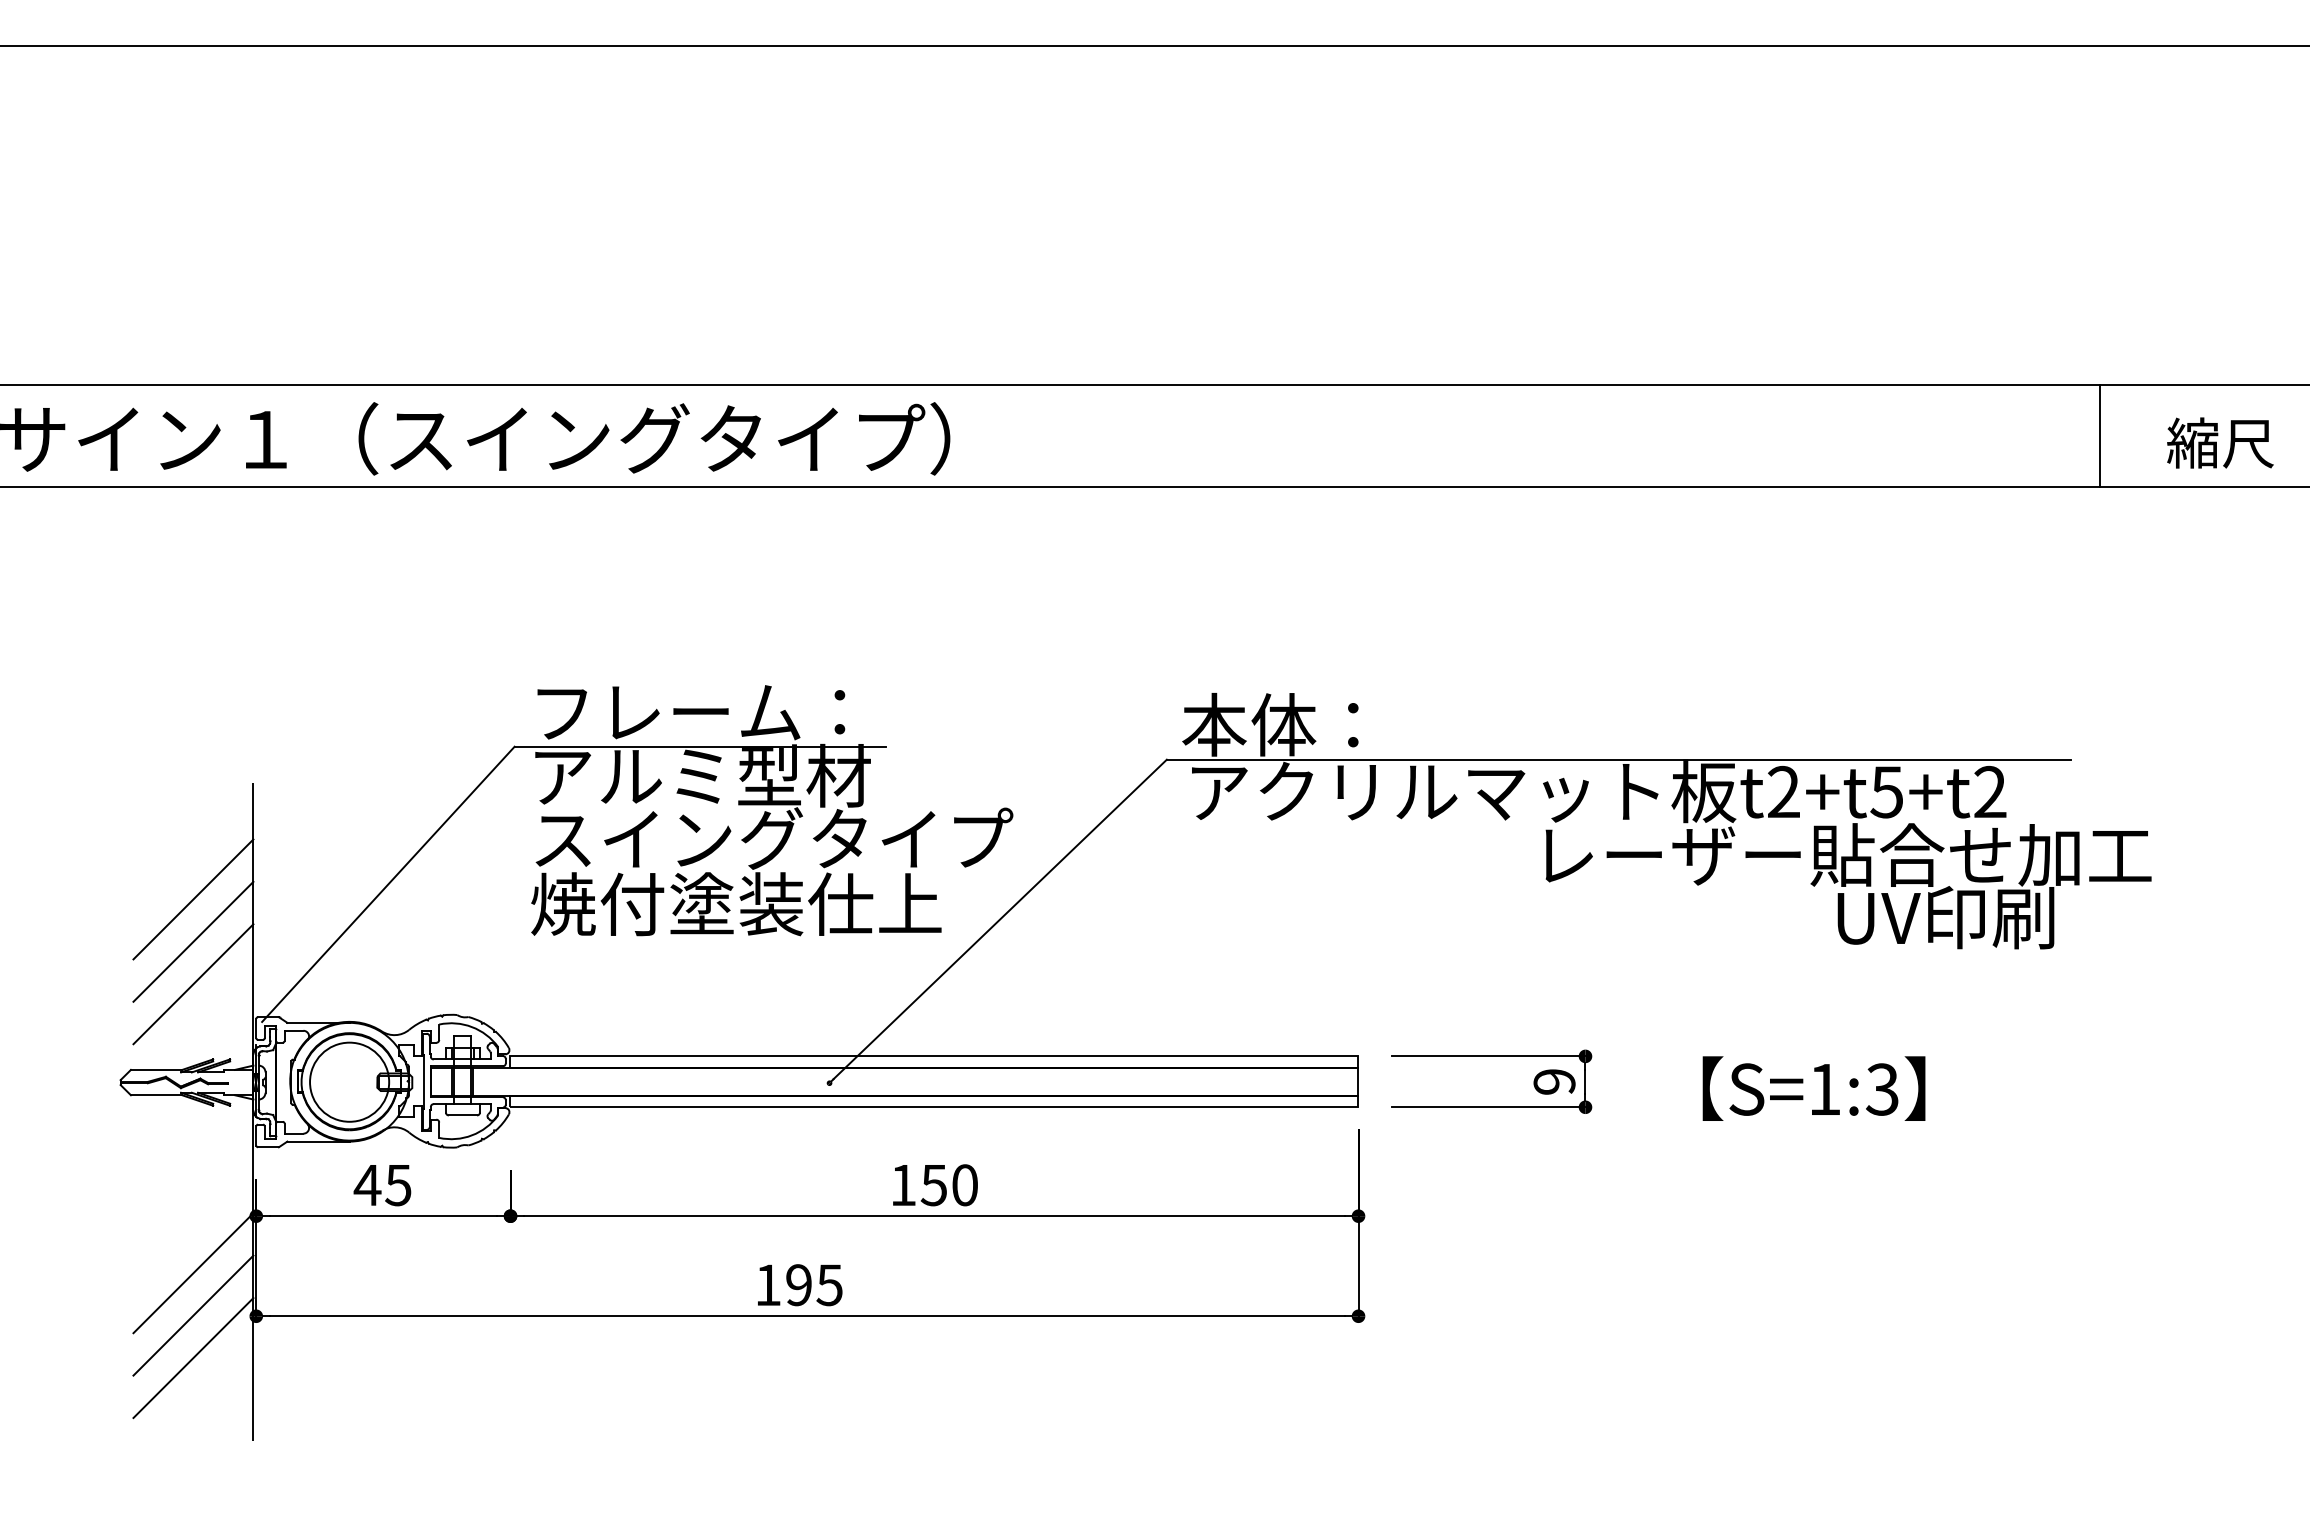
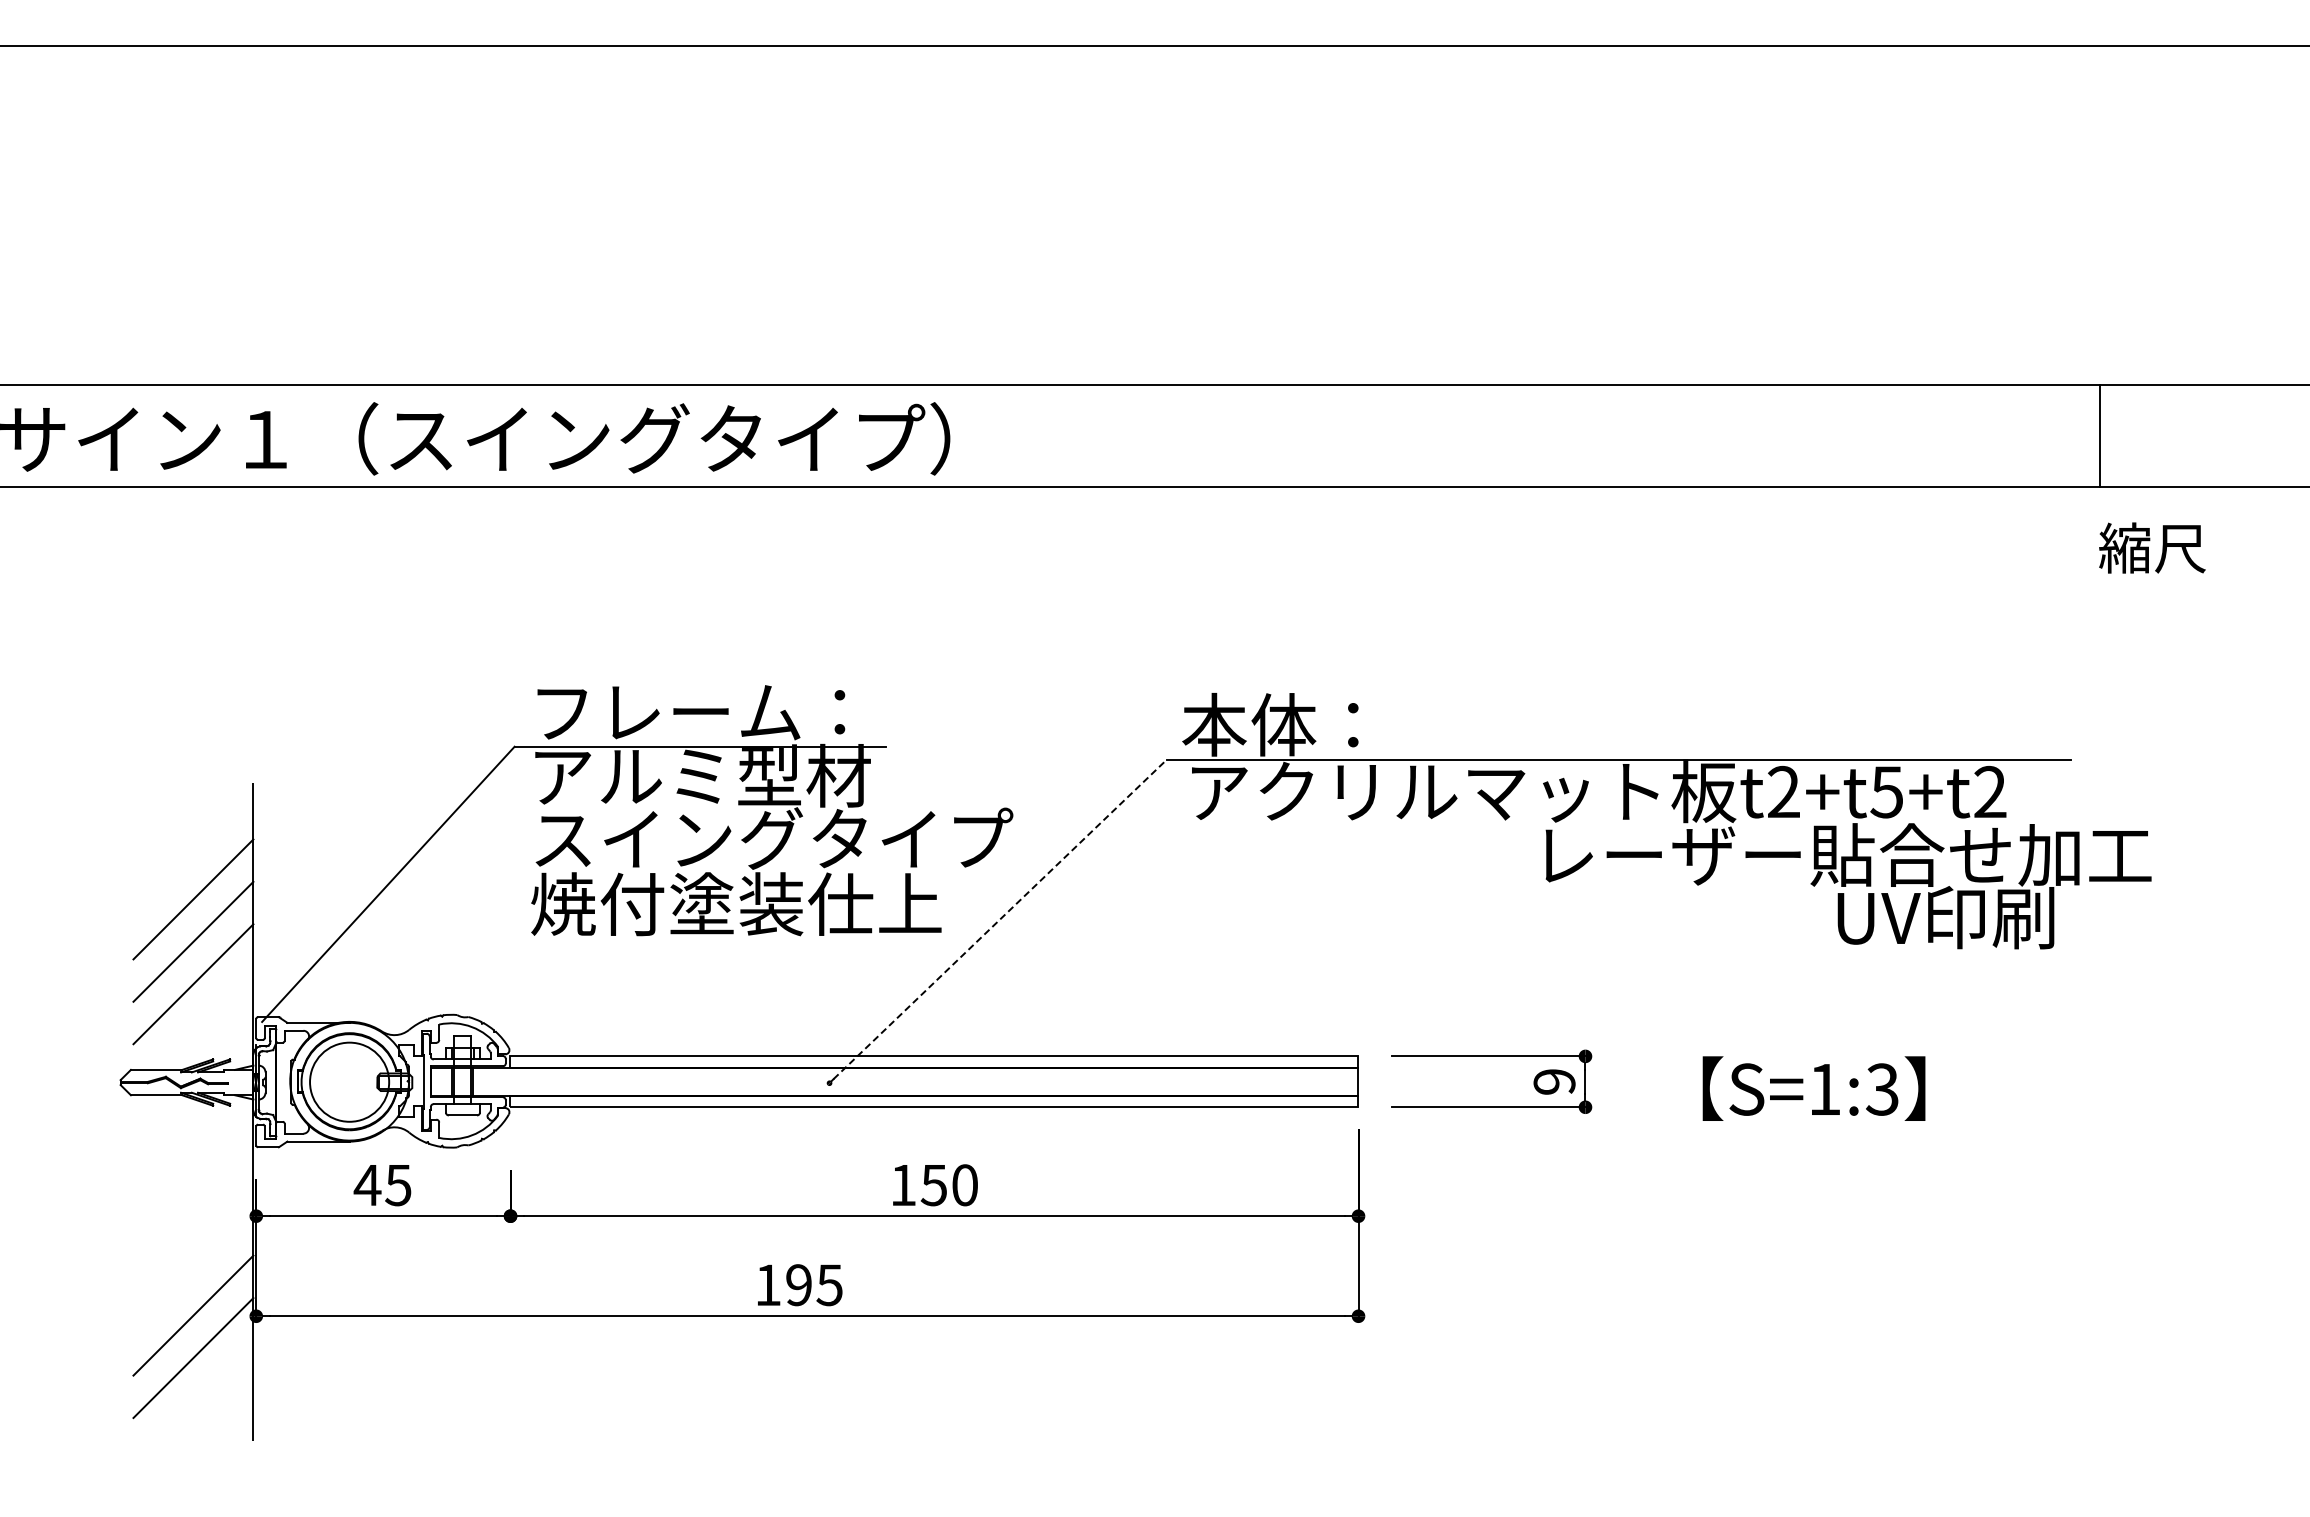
text position: (2220, 442) -> (2152, 547) (2152, 547)
line: solid -> dashed (1000, 919)
line: present -> none (193, 1273)
